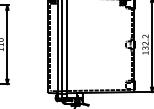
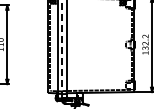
line: solid -> dashed (62, 48)
